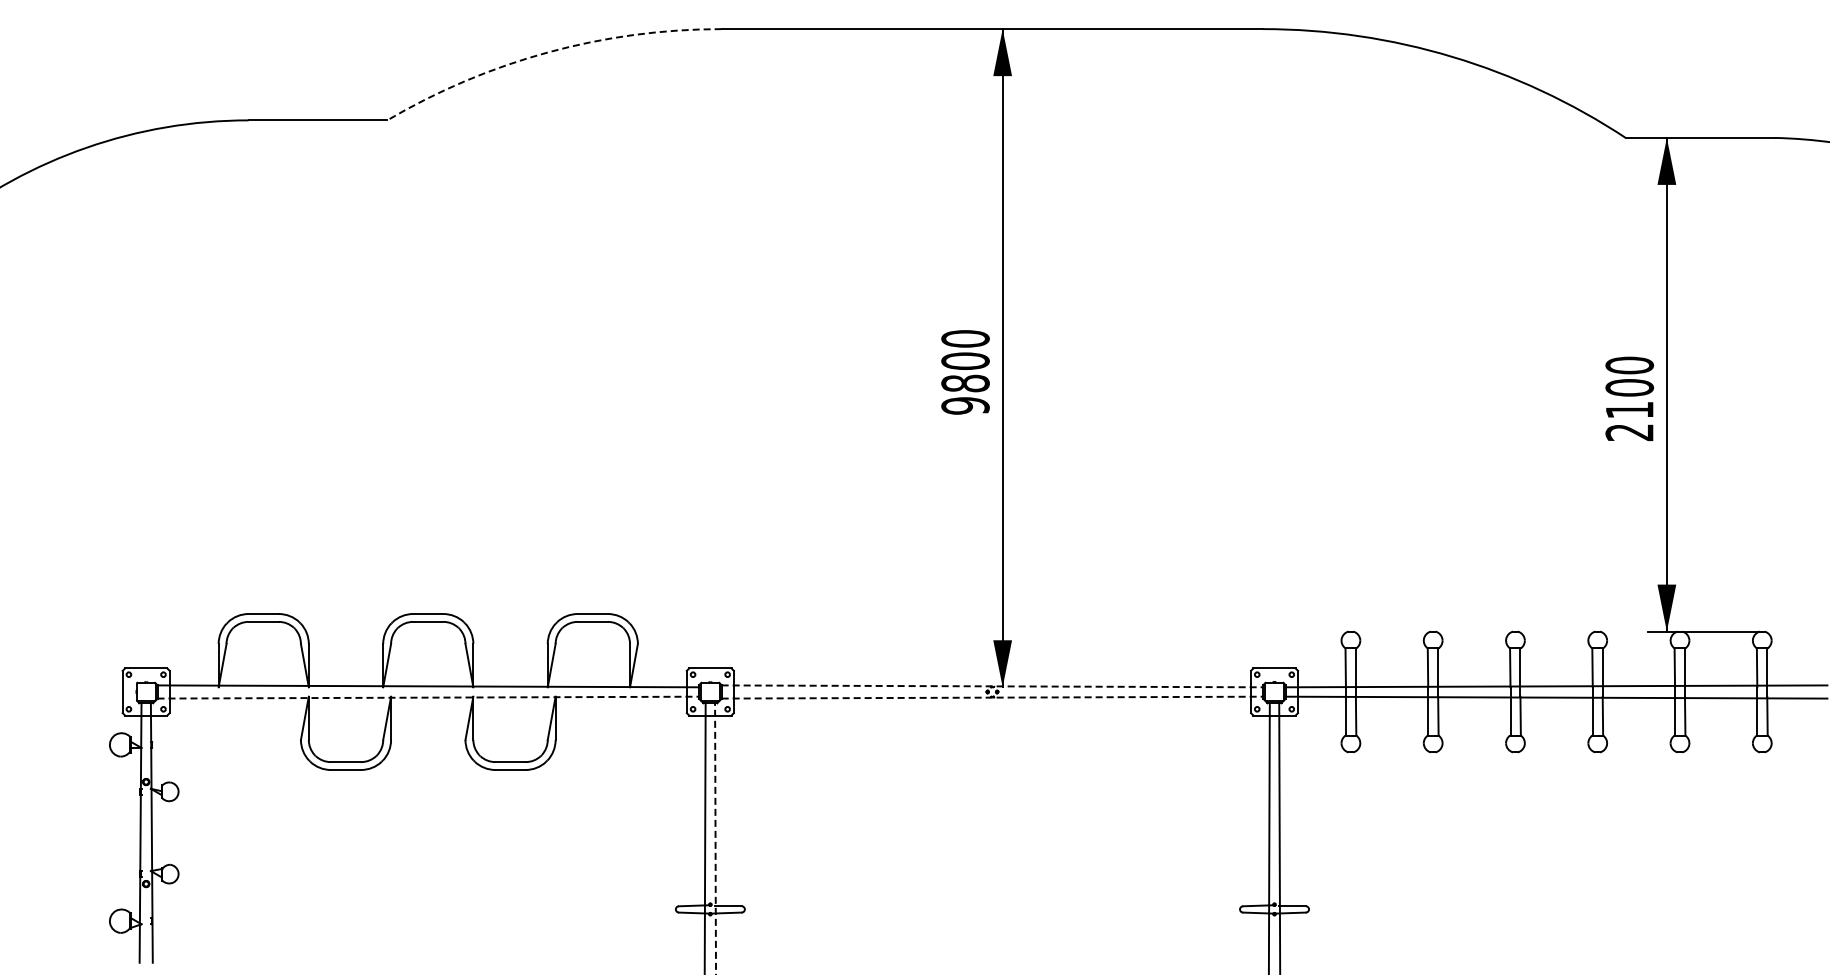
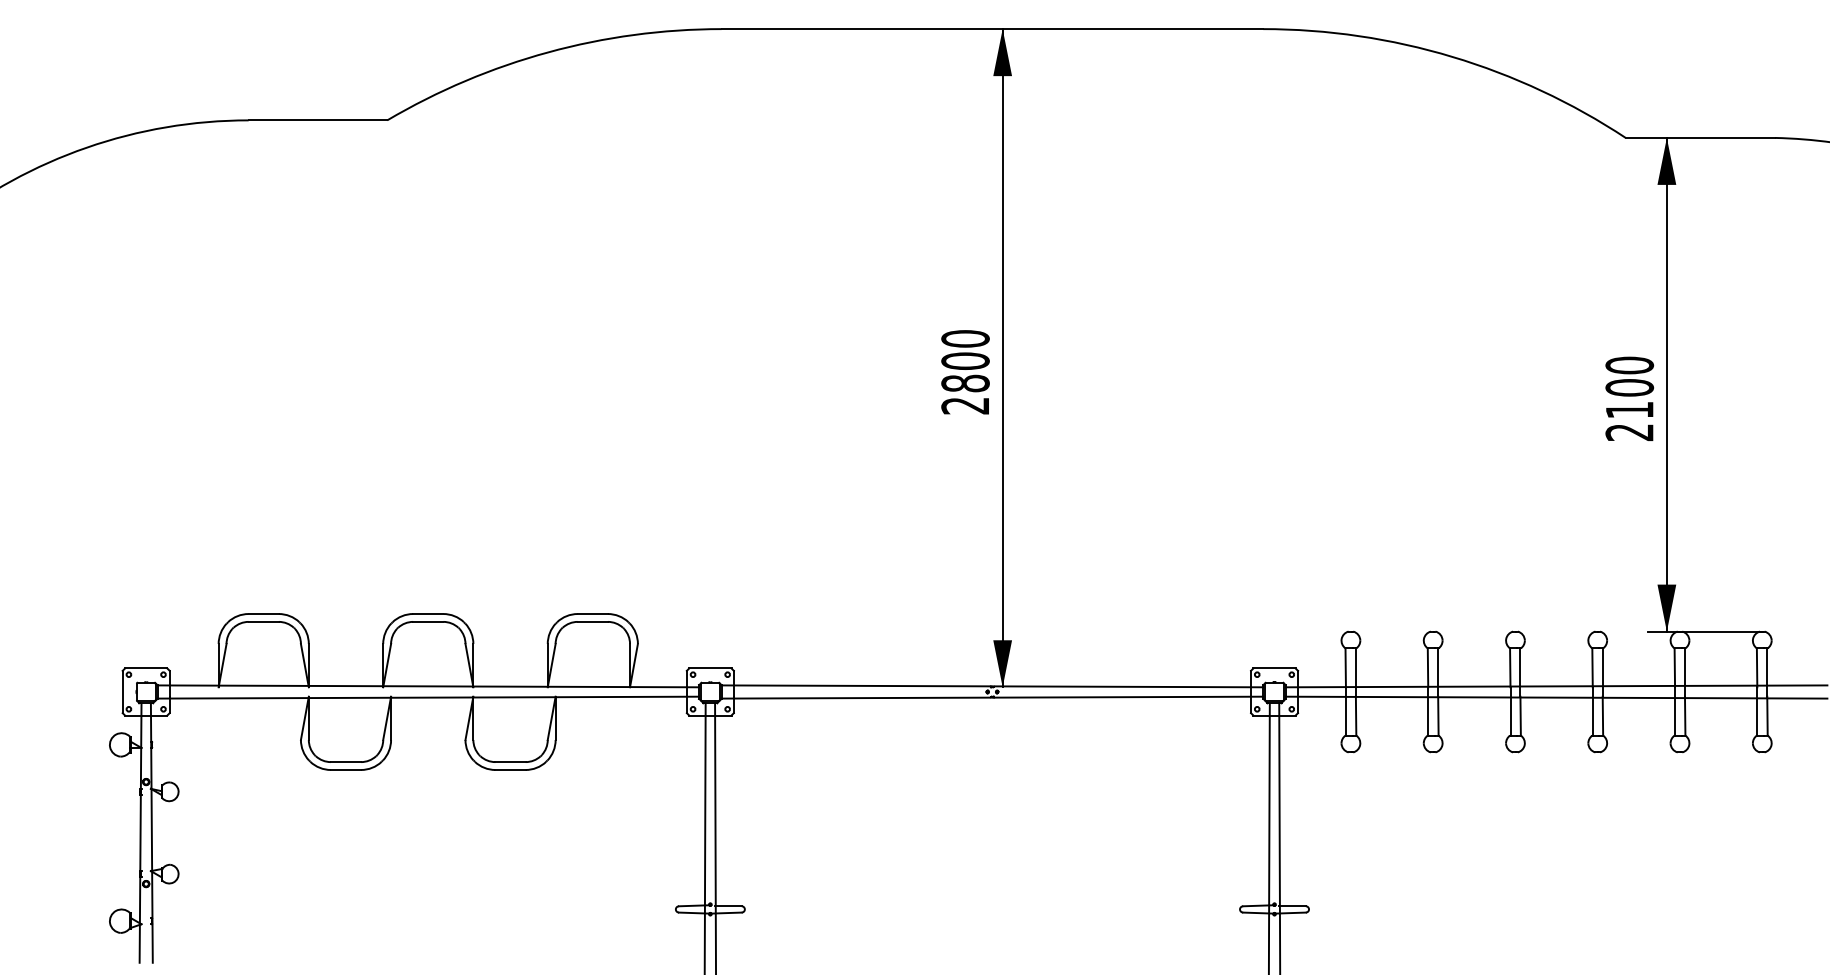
arc: dashed -> solid (548, 52)
text: 9800 -> 2800 (965, 405)
line: dashed -> solid (992, 686)
line: dashed -> solid (428, 697)
line: dashed -> solid (992, 697)
line: dashed -> solid (715, 838)
